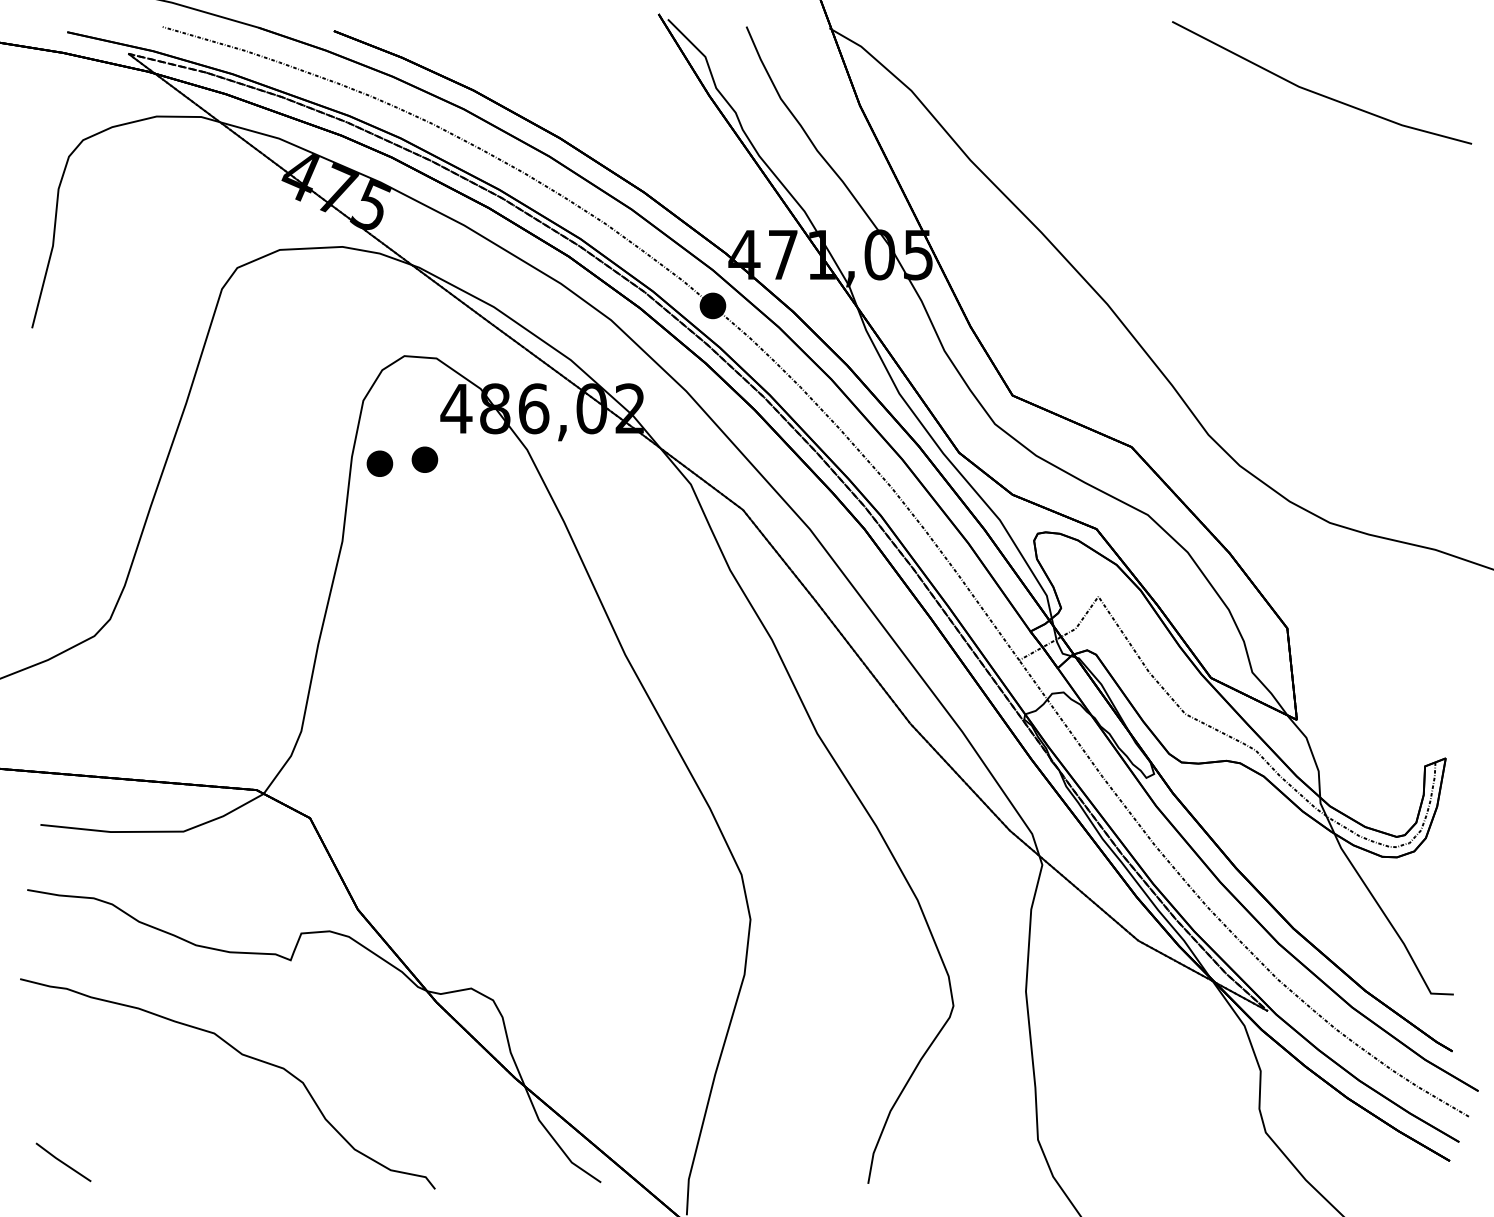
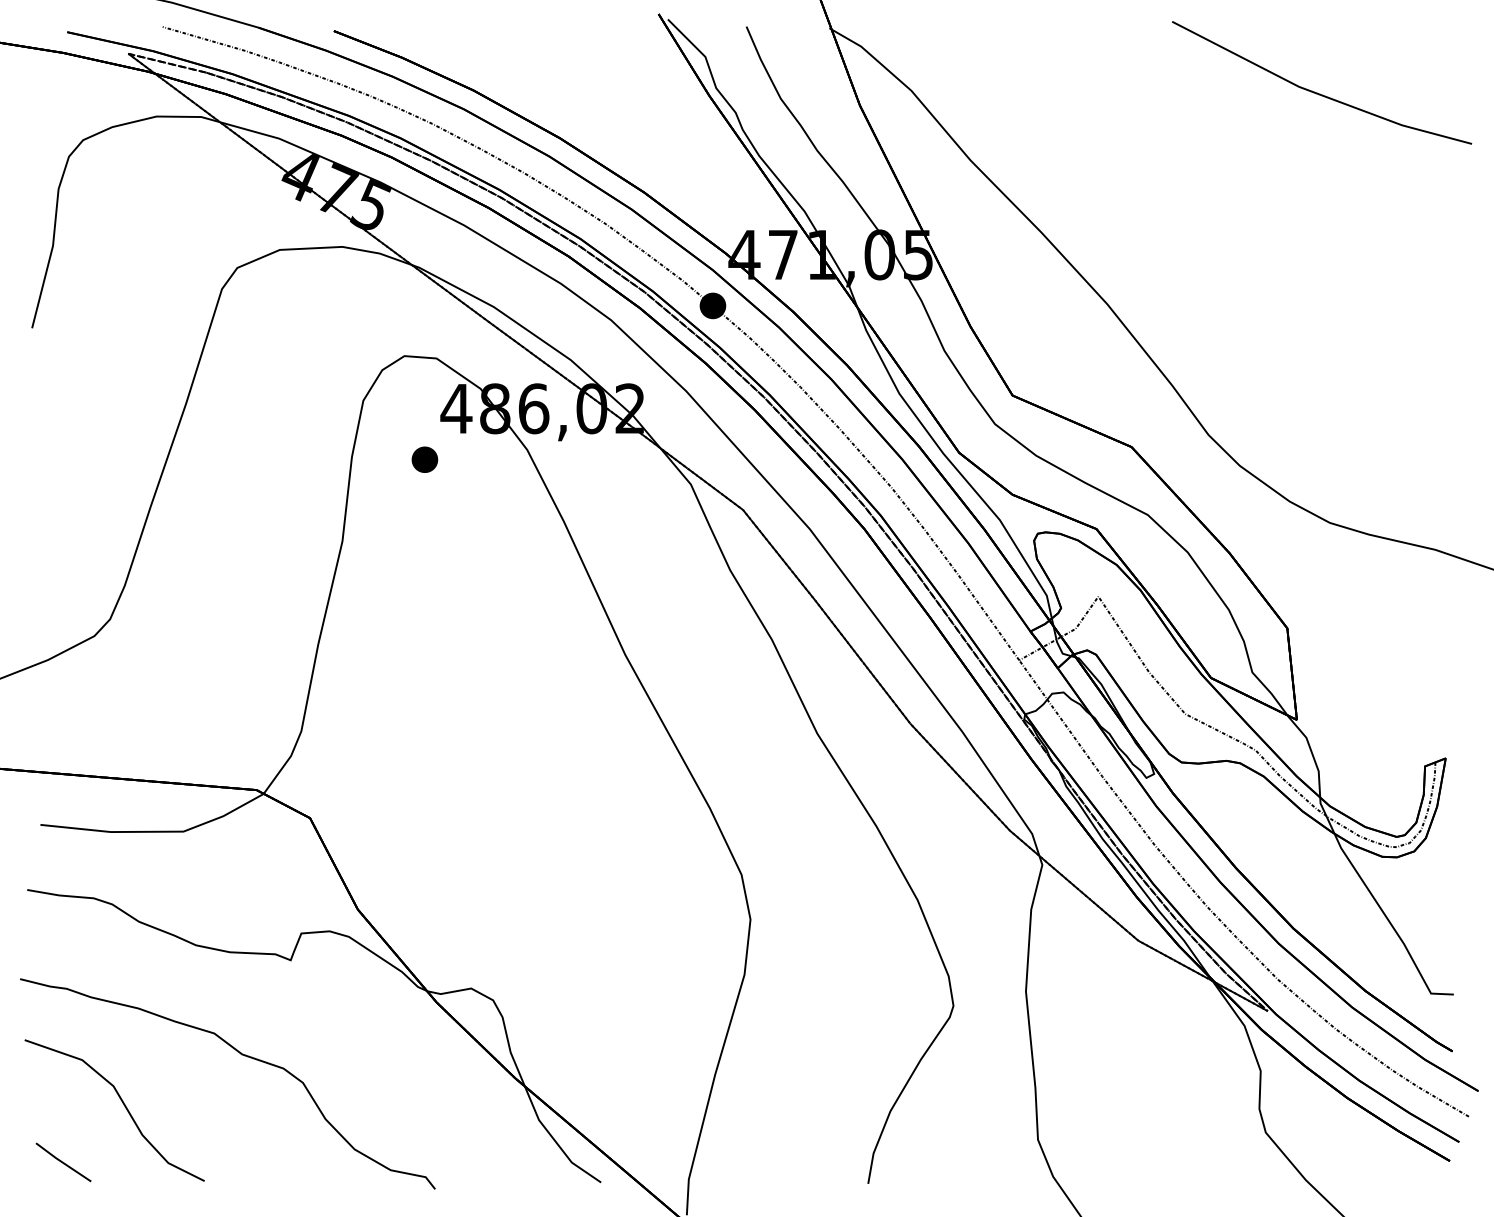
part: present -> none (379, 463)
curve: none -> present (123, 1105)
